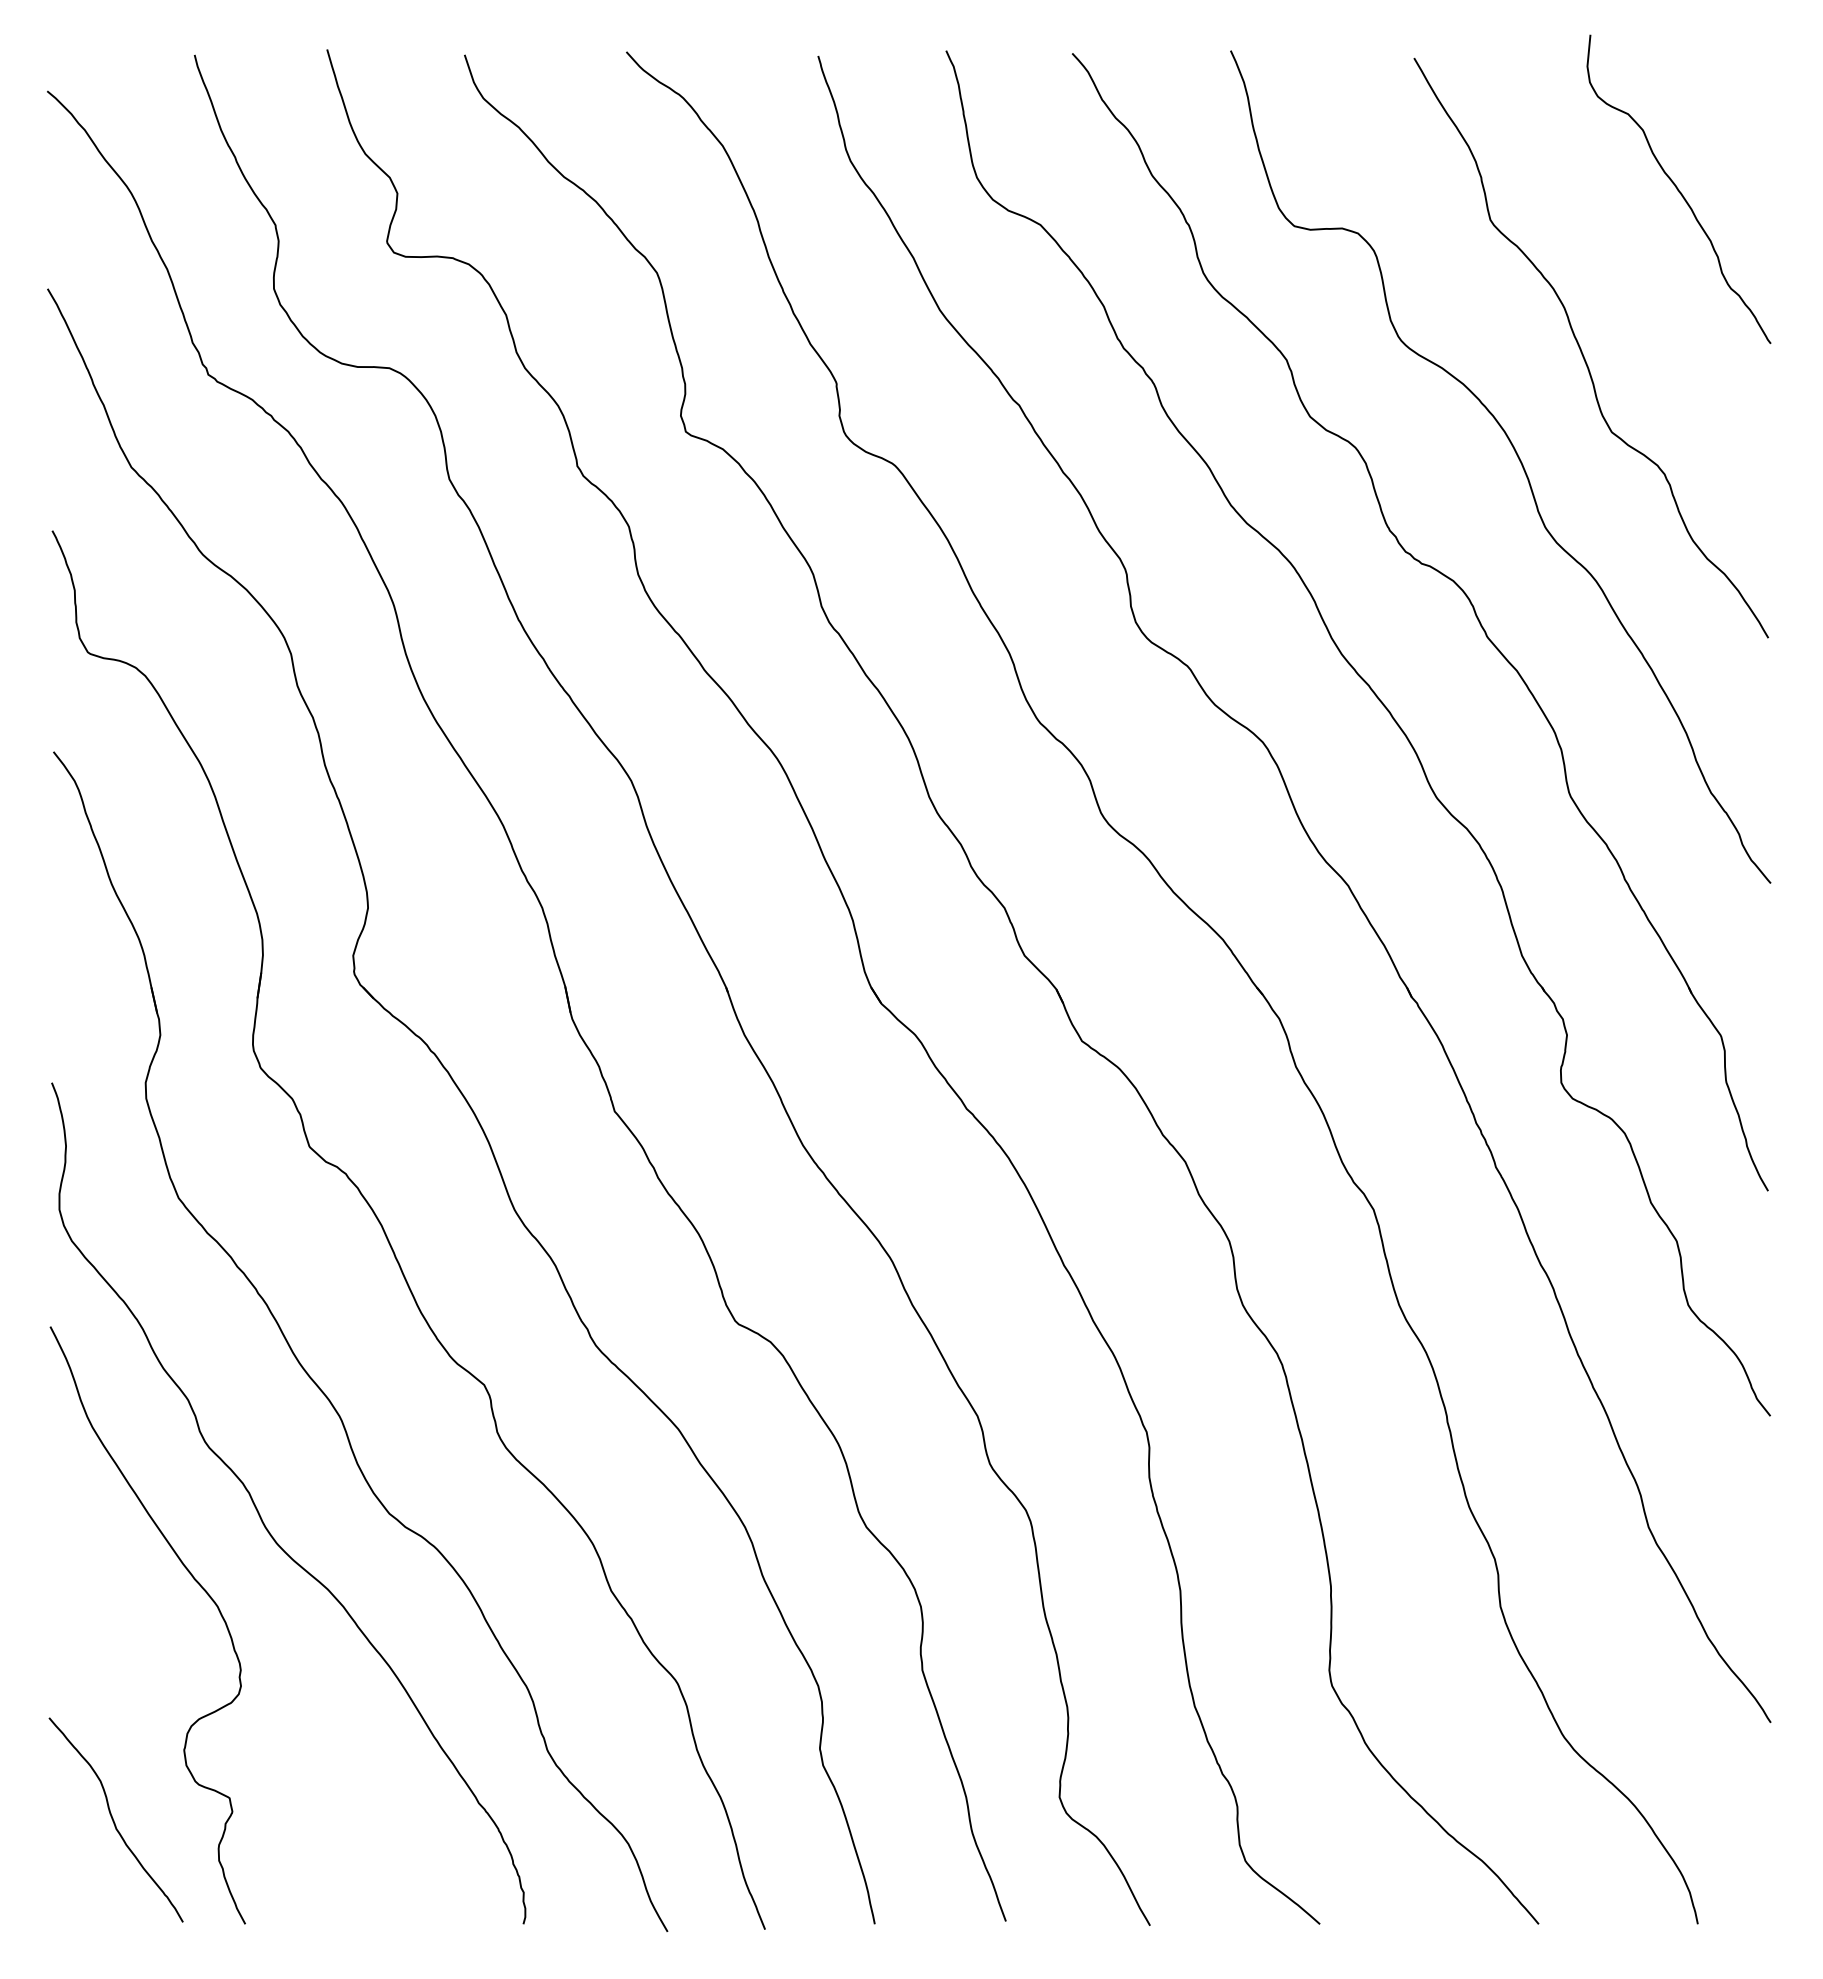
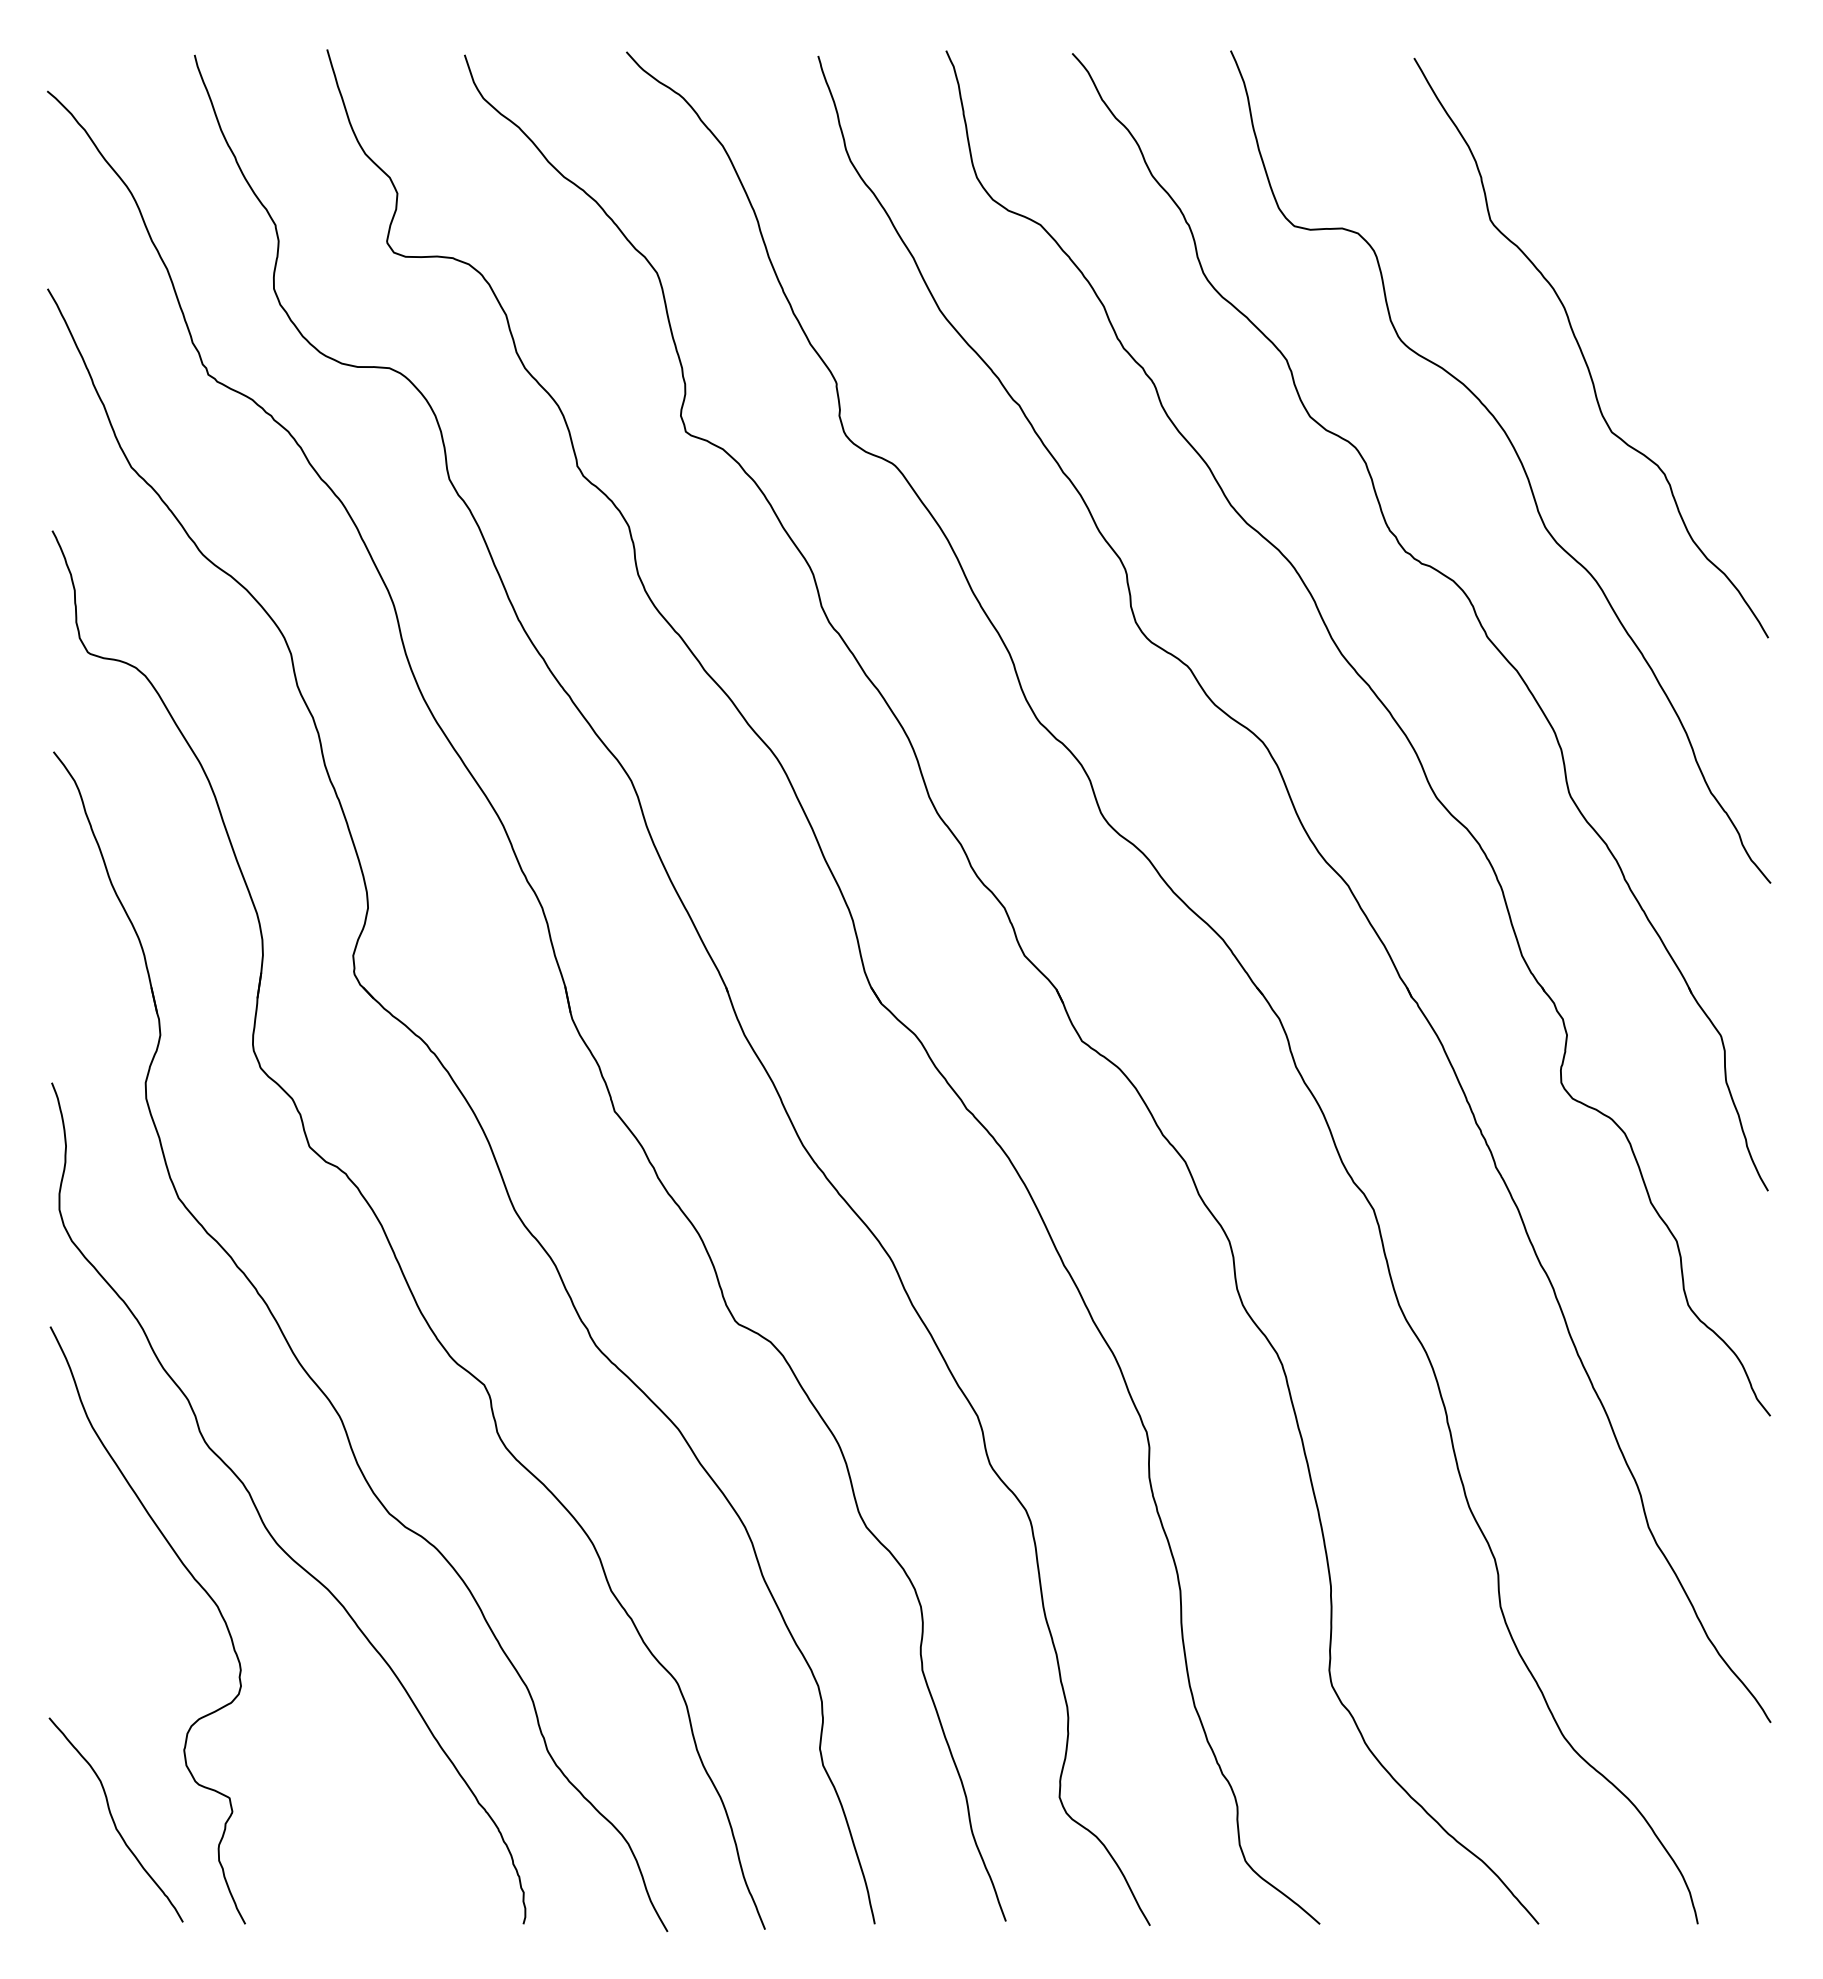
curve: present -> none (1678, 189)
